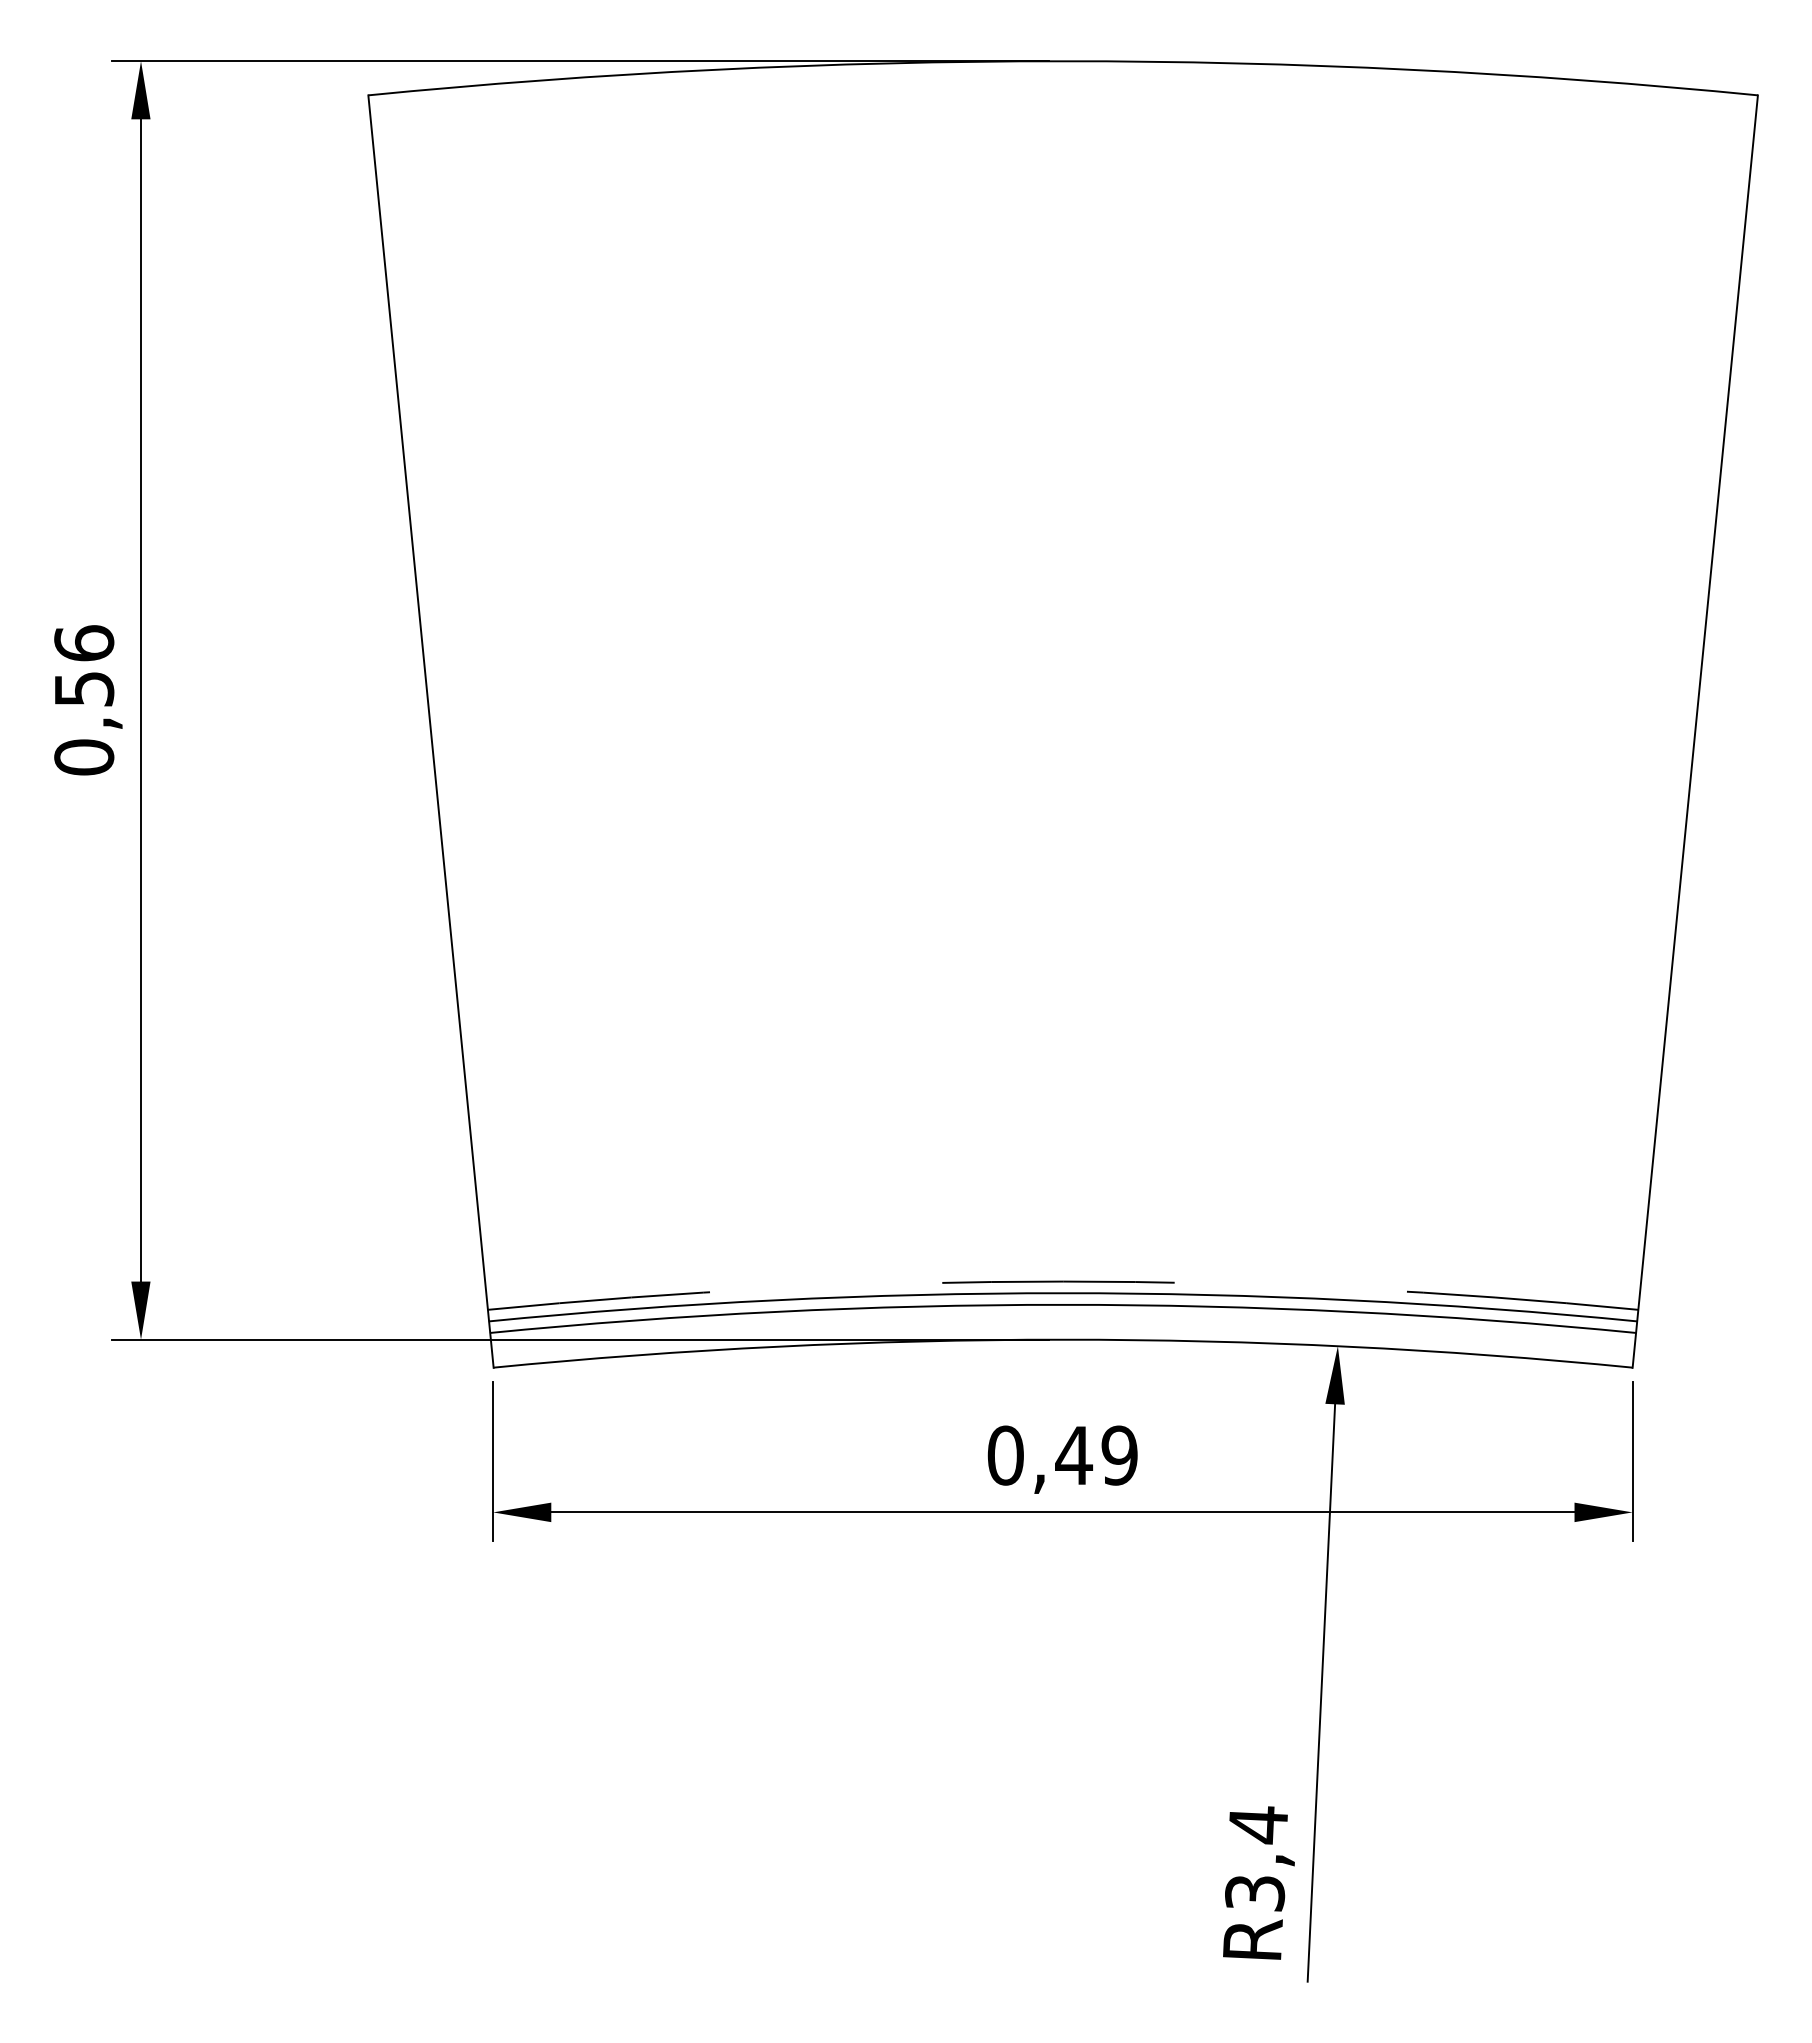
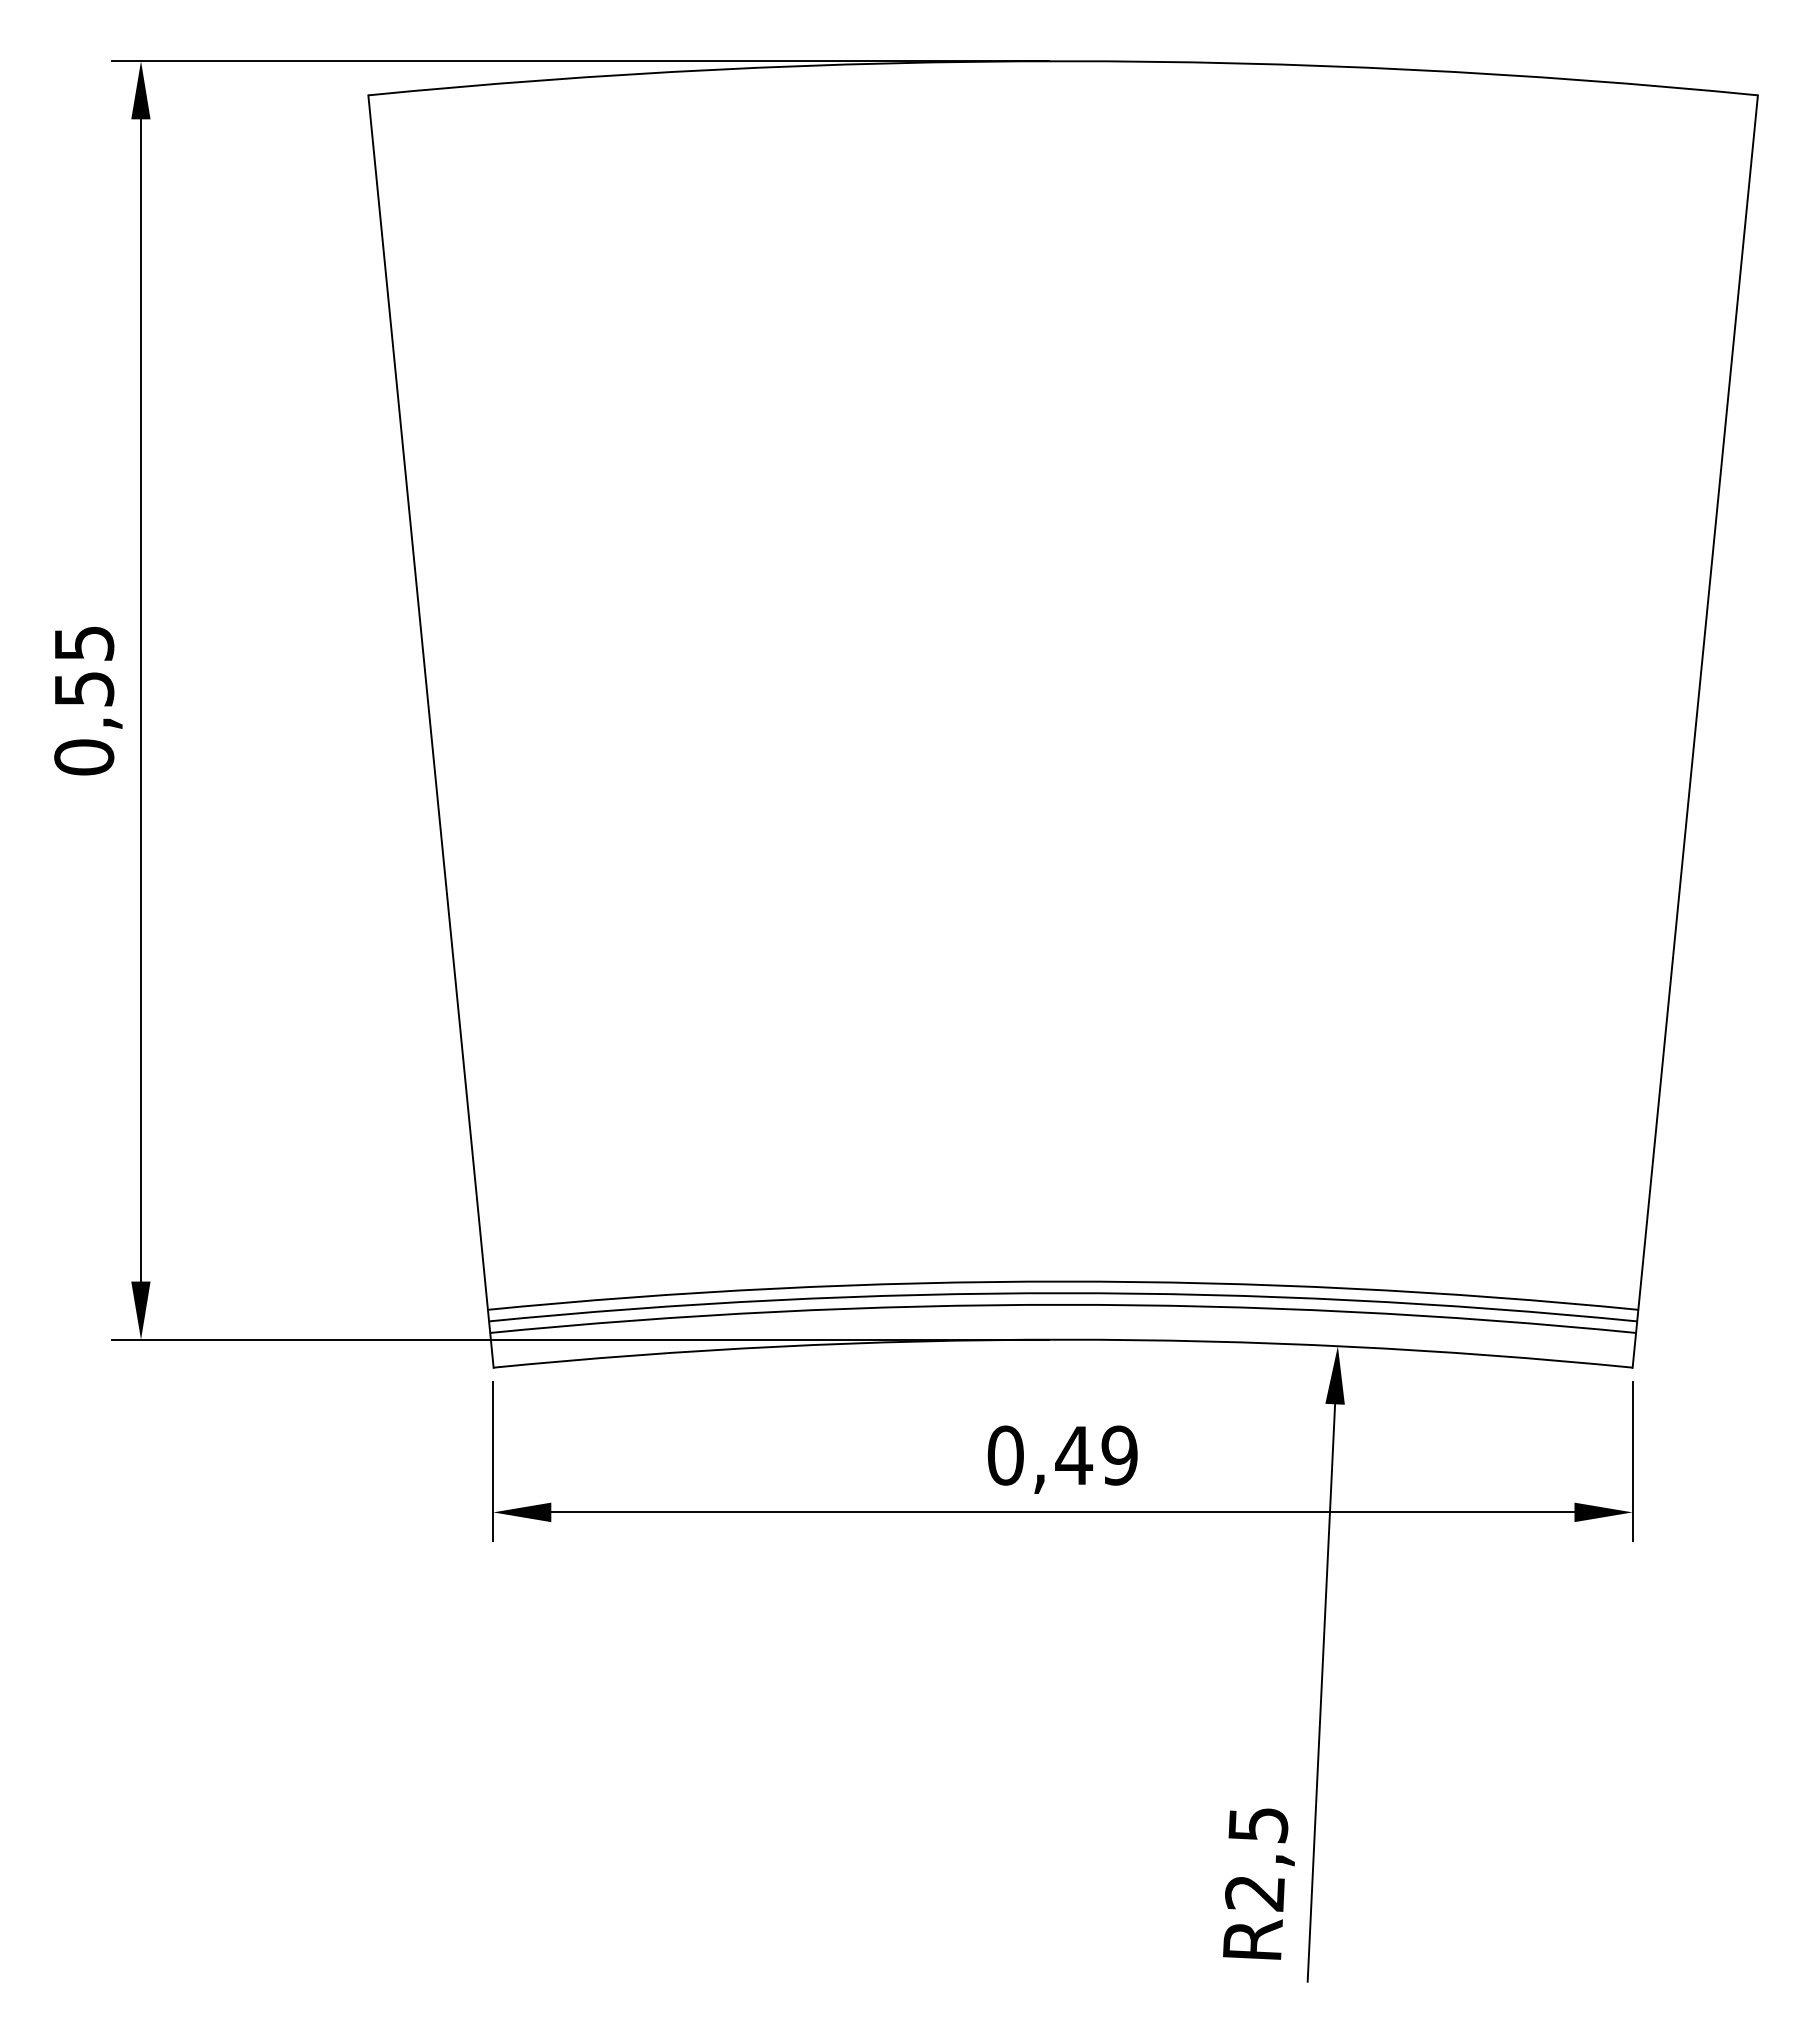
text: 0,56 -> 0,55 (84, 643)
arc: dashed -> solid (1063, 1281)
text: R3,4 -> R2,5 (1256, 1858)
